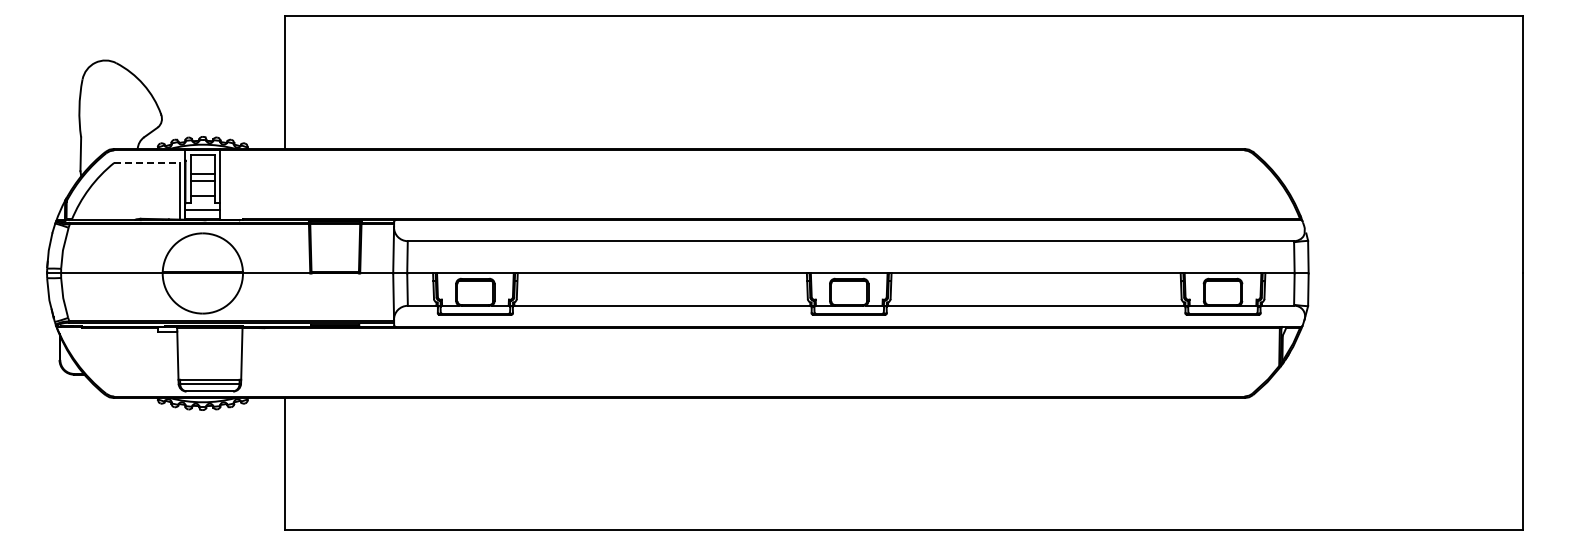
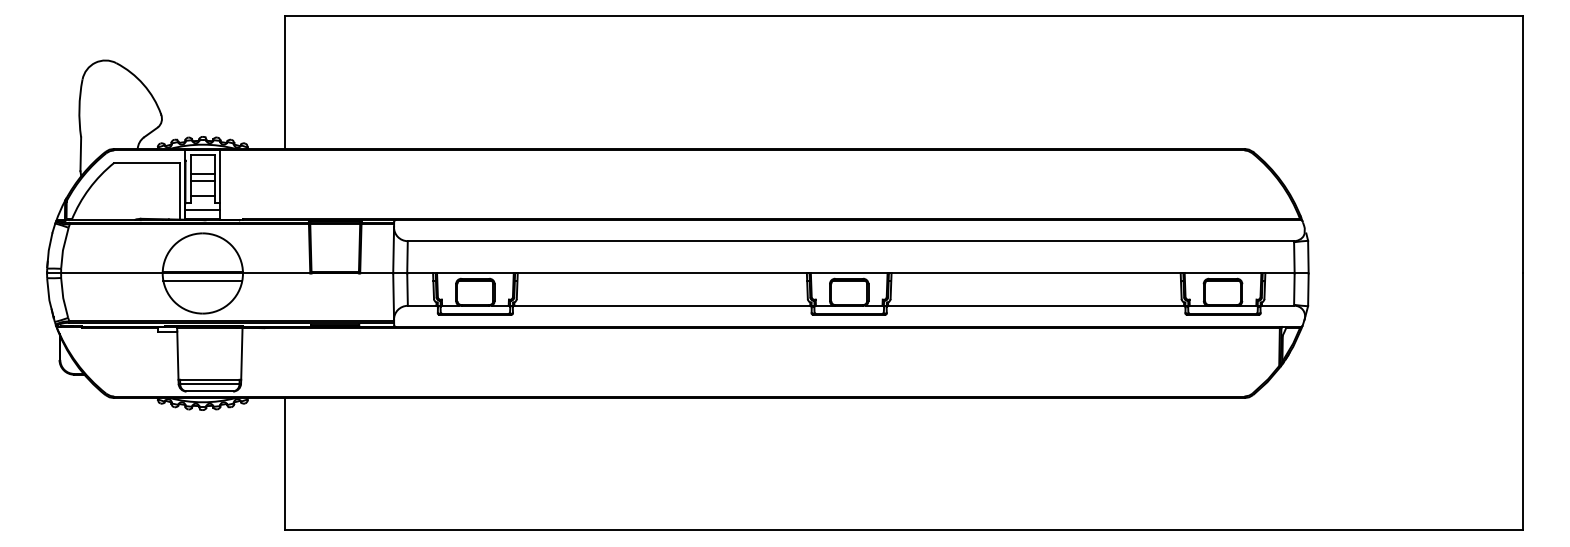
line: dashed -> solid (147, 162)
line: none -> present (202, 281)
